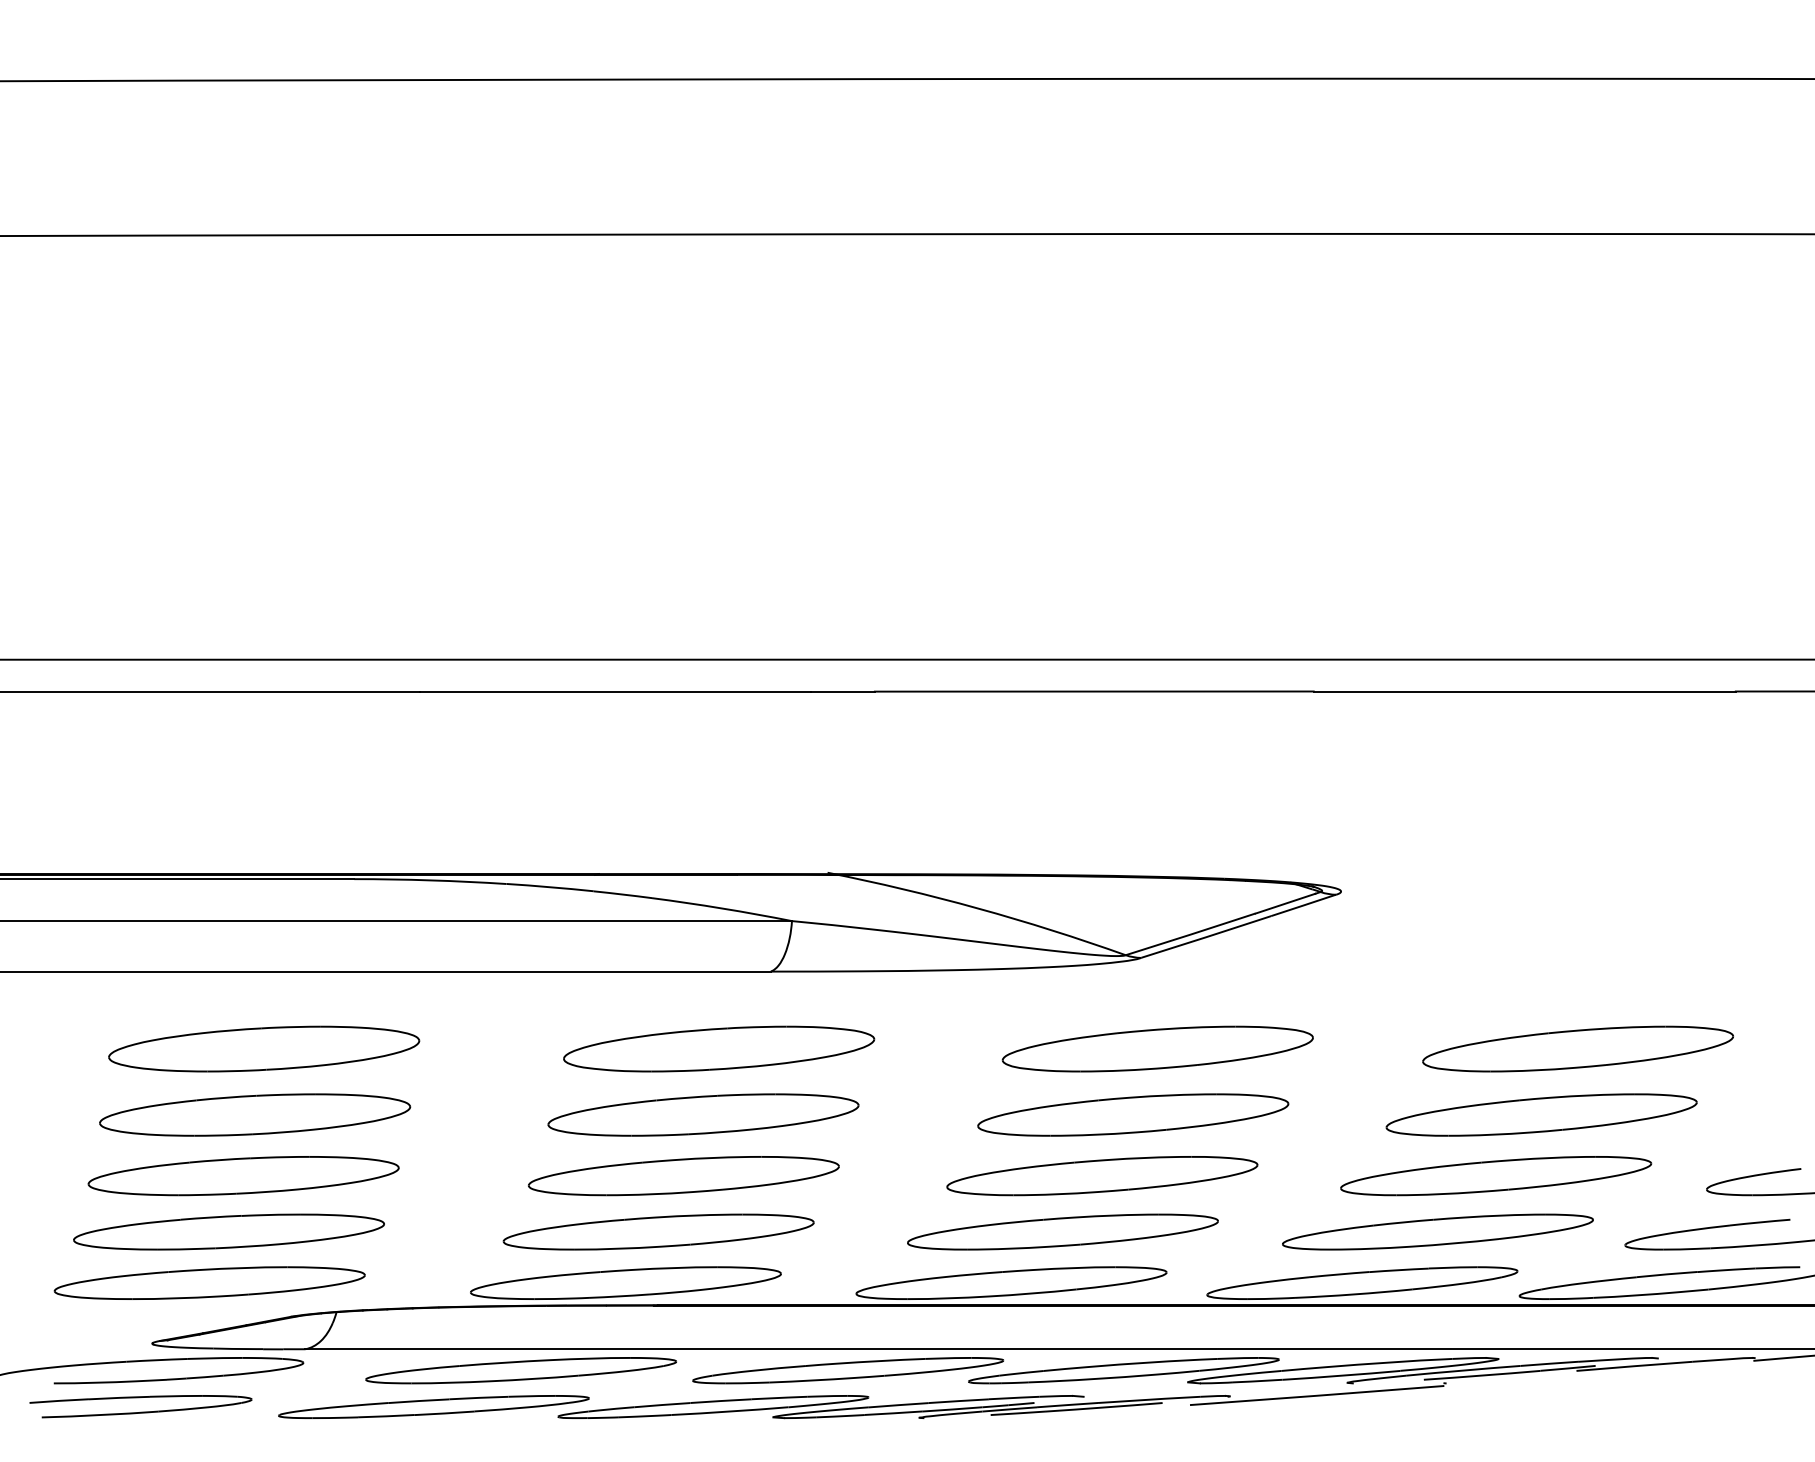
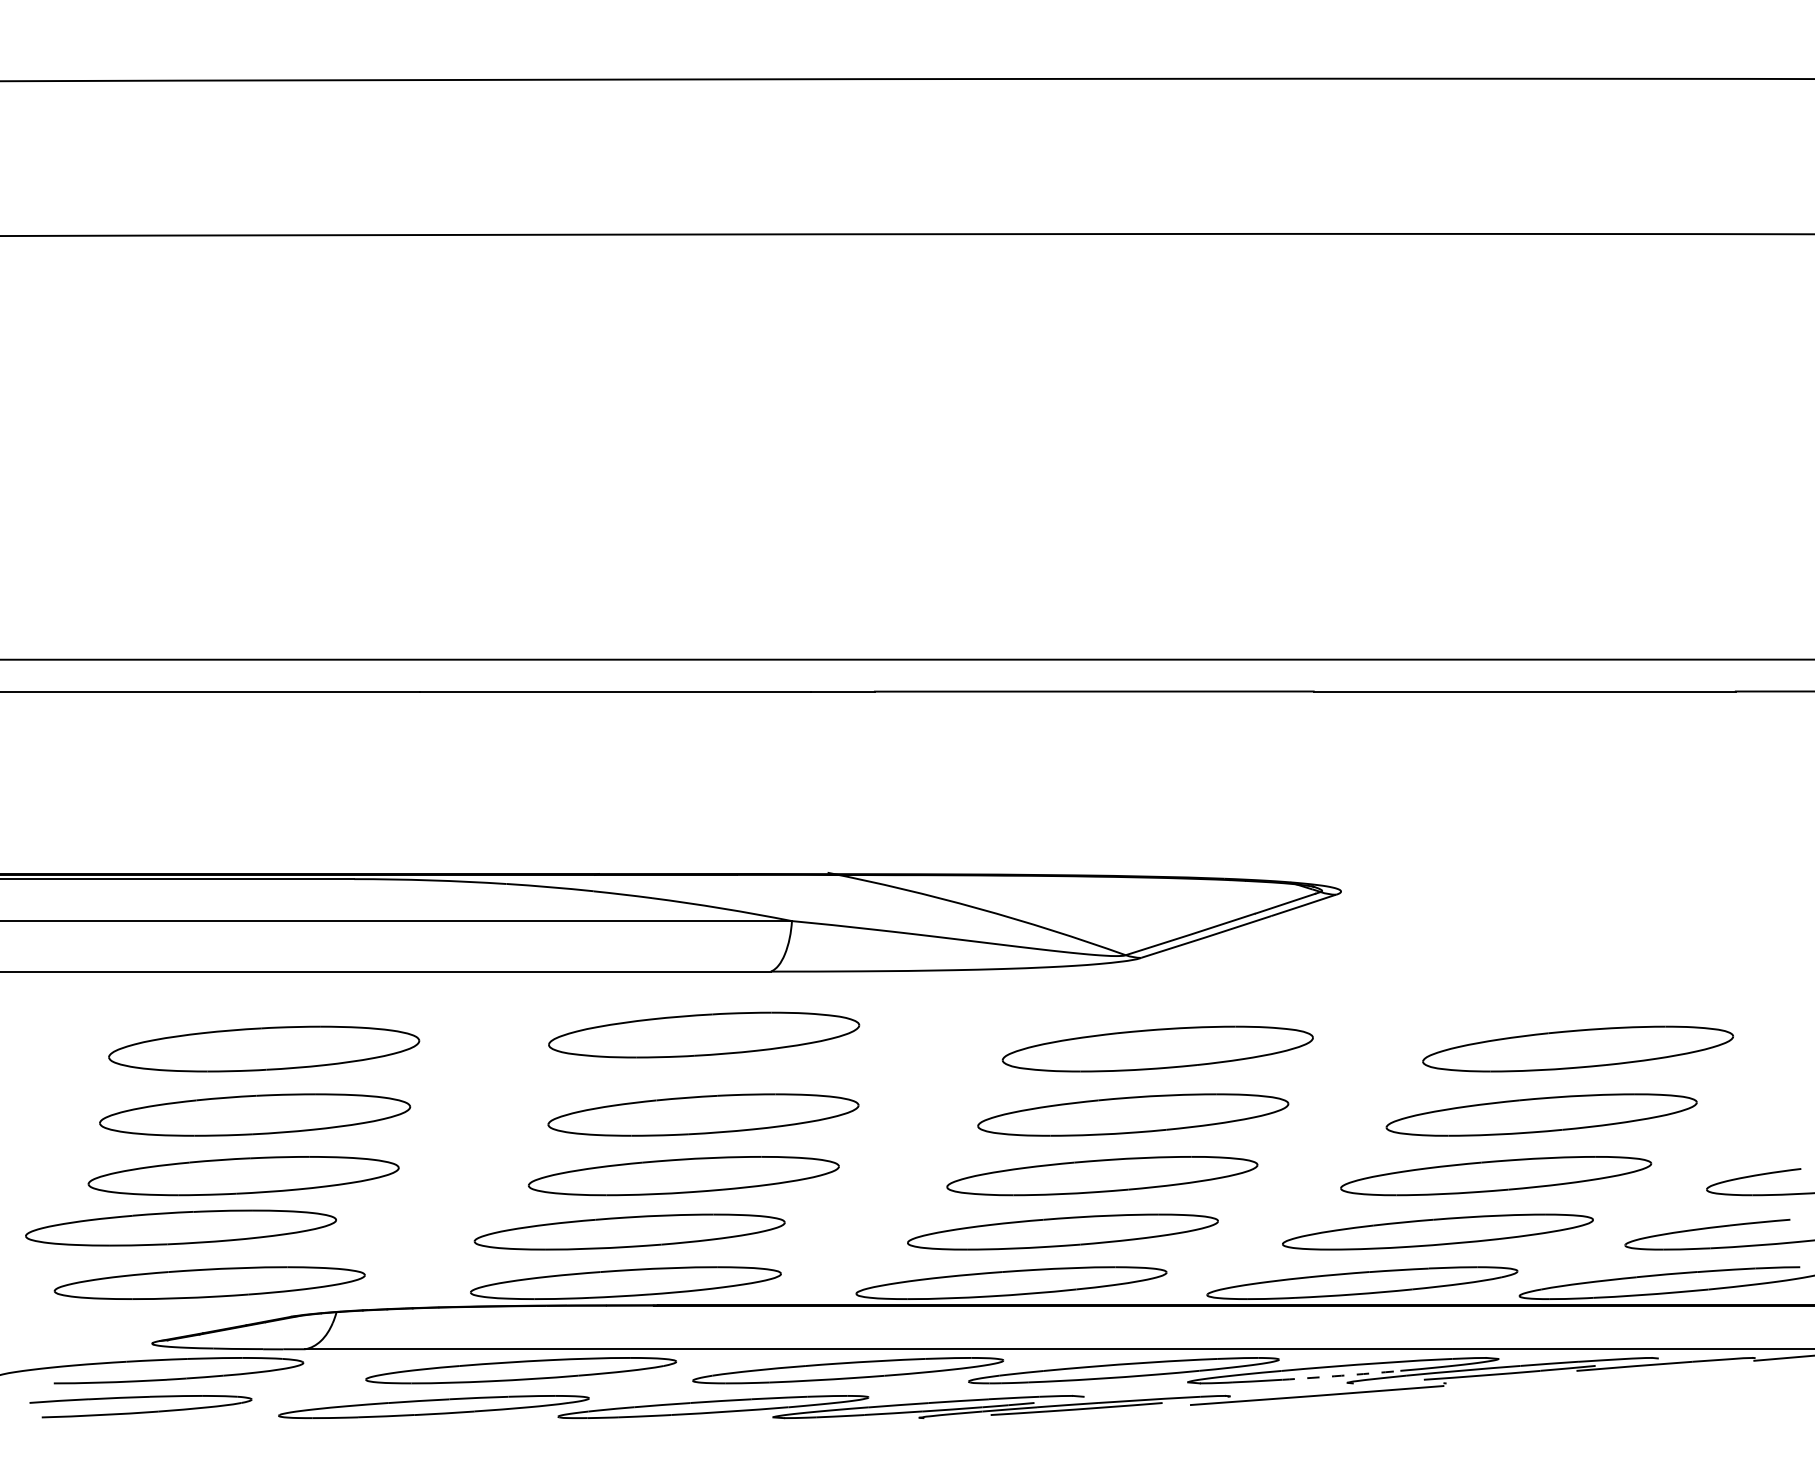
part position: (719, 1048) -> (704, 1034) (704, 1034)
part position: (228, 1231) -> (180, 1227) (180, 1227)
part position: (658, 1231) -> (629, 1231) (629, 1231)
arc: solid -> dashed (1341, 1375)
